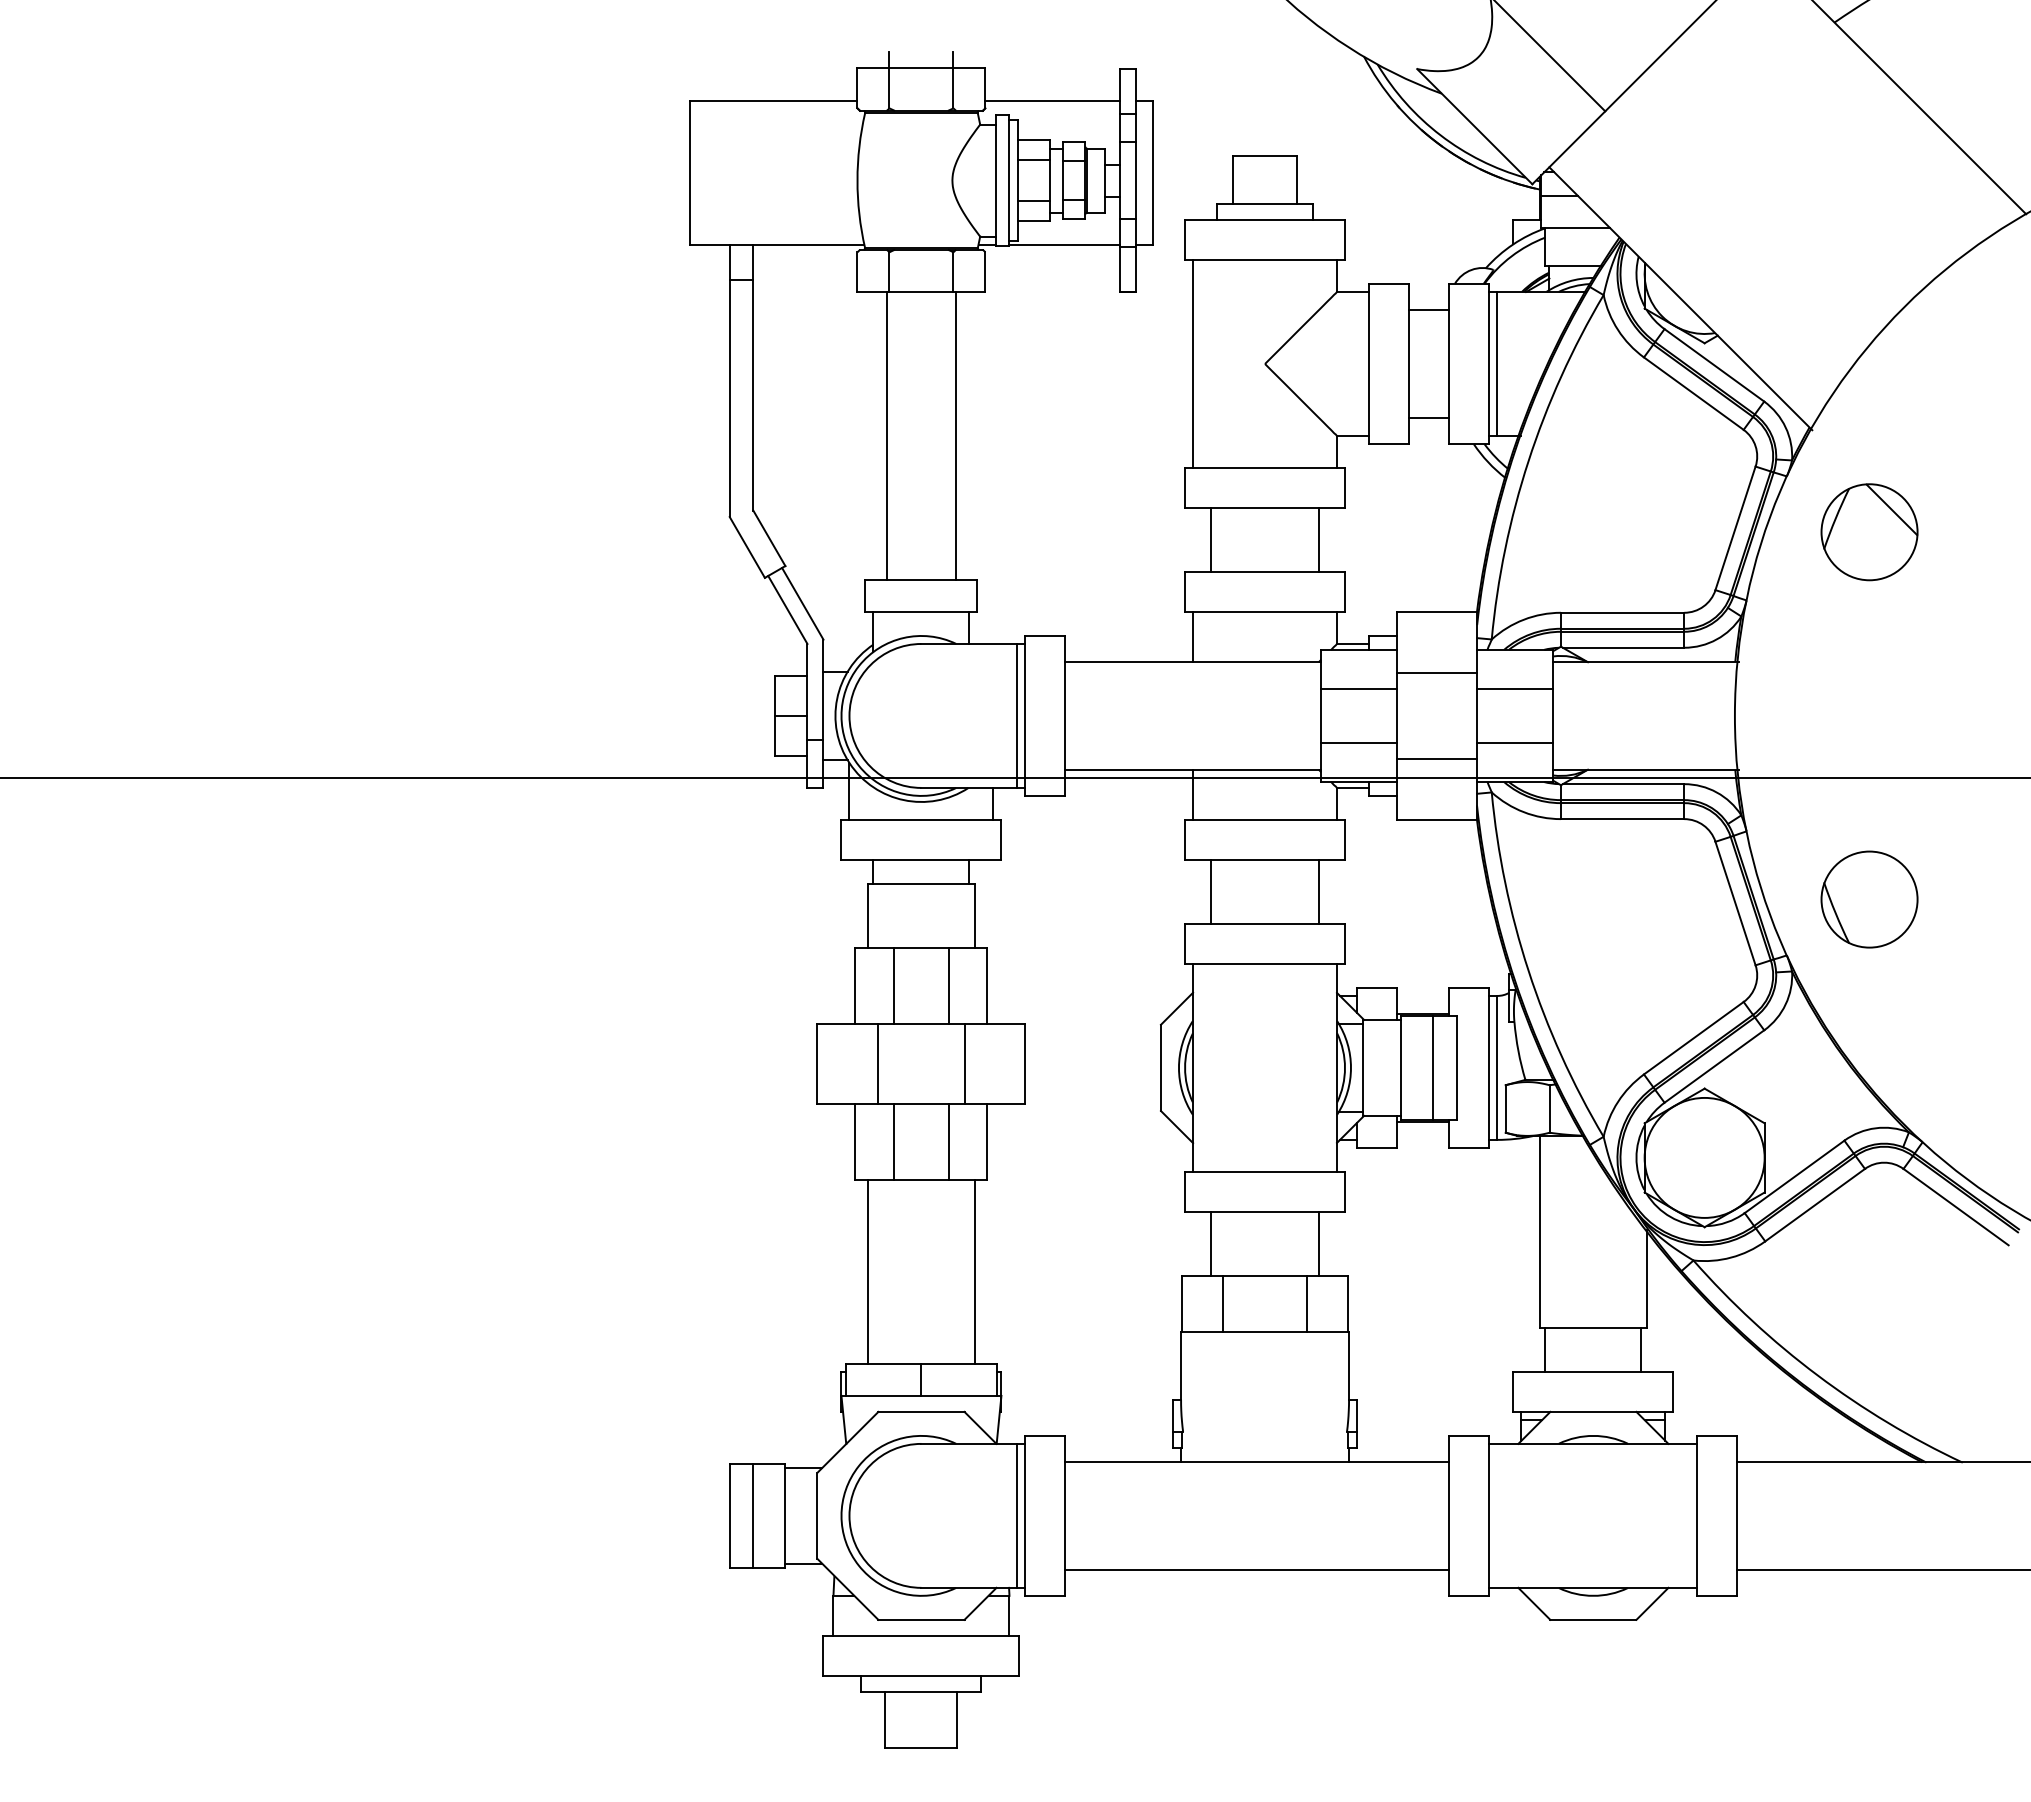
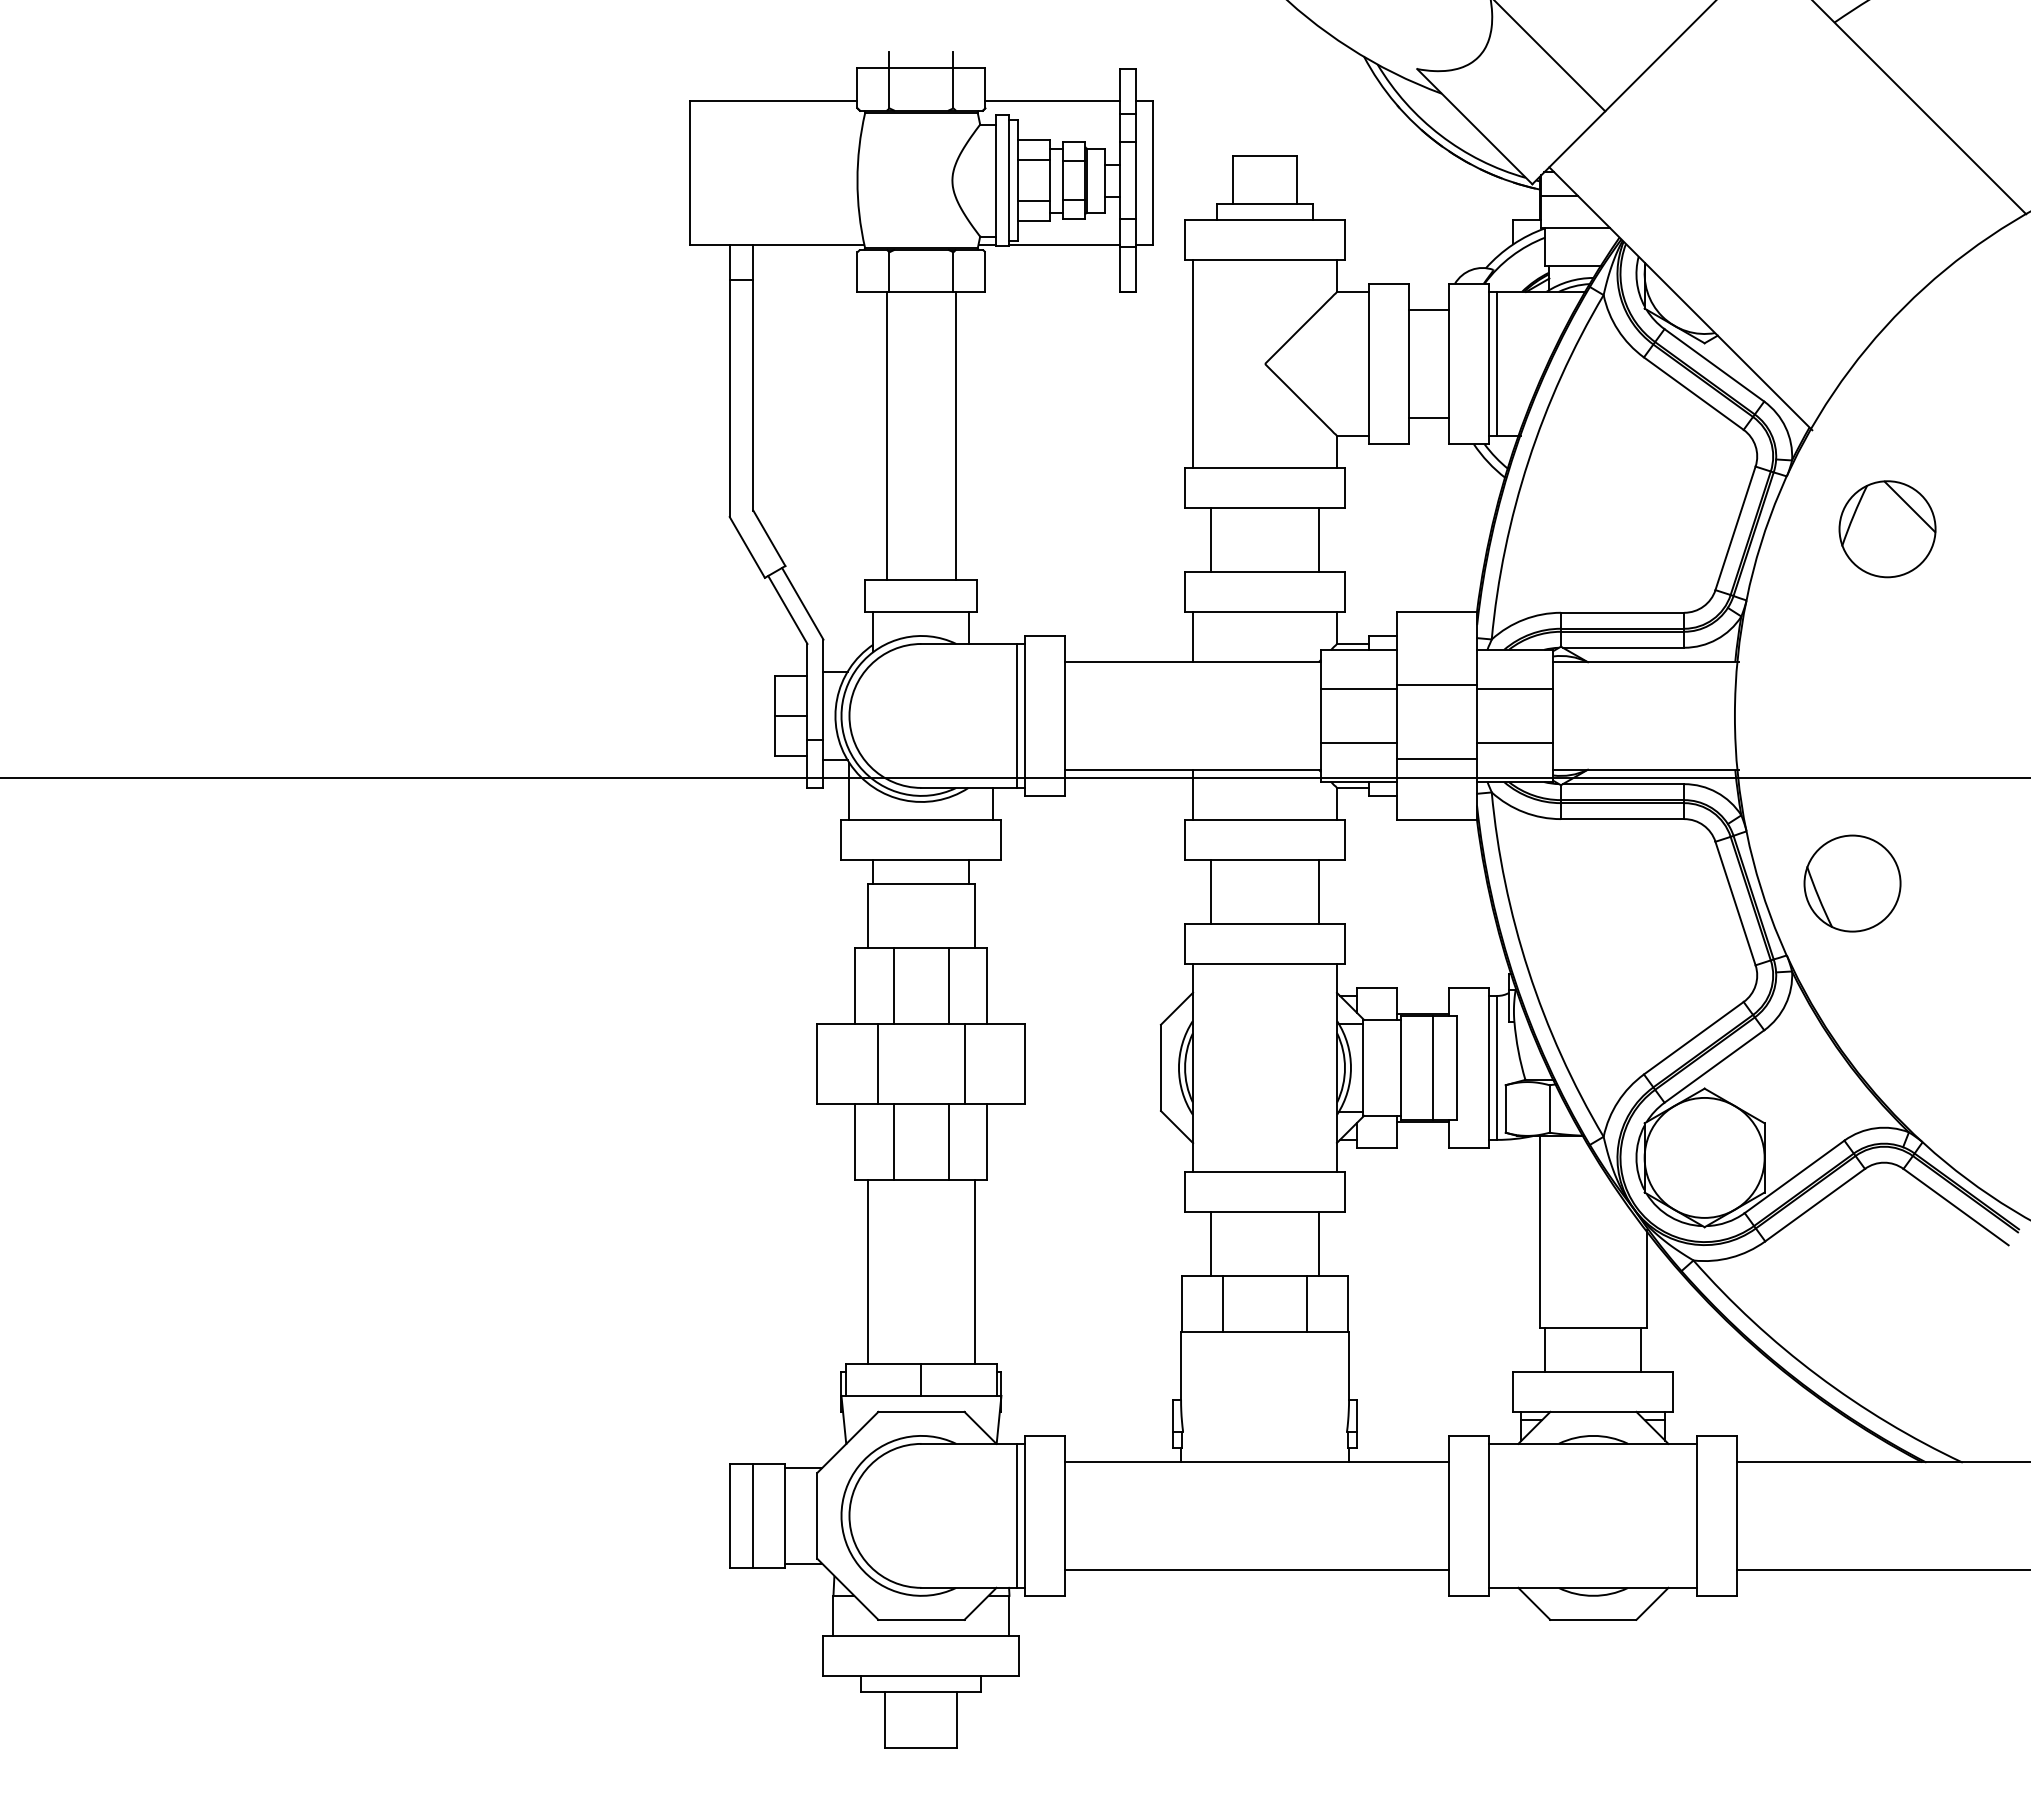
part position: (1869, 532) -> (1887, 529) (1887, 529)
line position: (1437, 672) -> (1437, 684) (1437, 684)
part position: (1869, 899) -> (1852, 883) (1852, 883)
